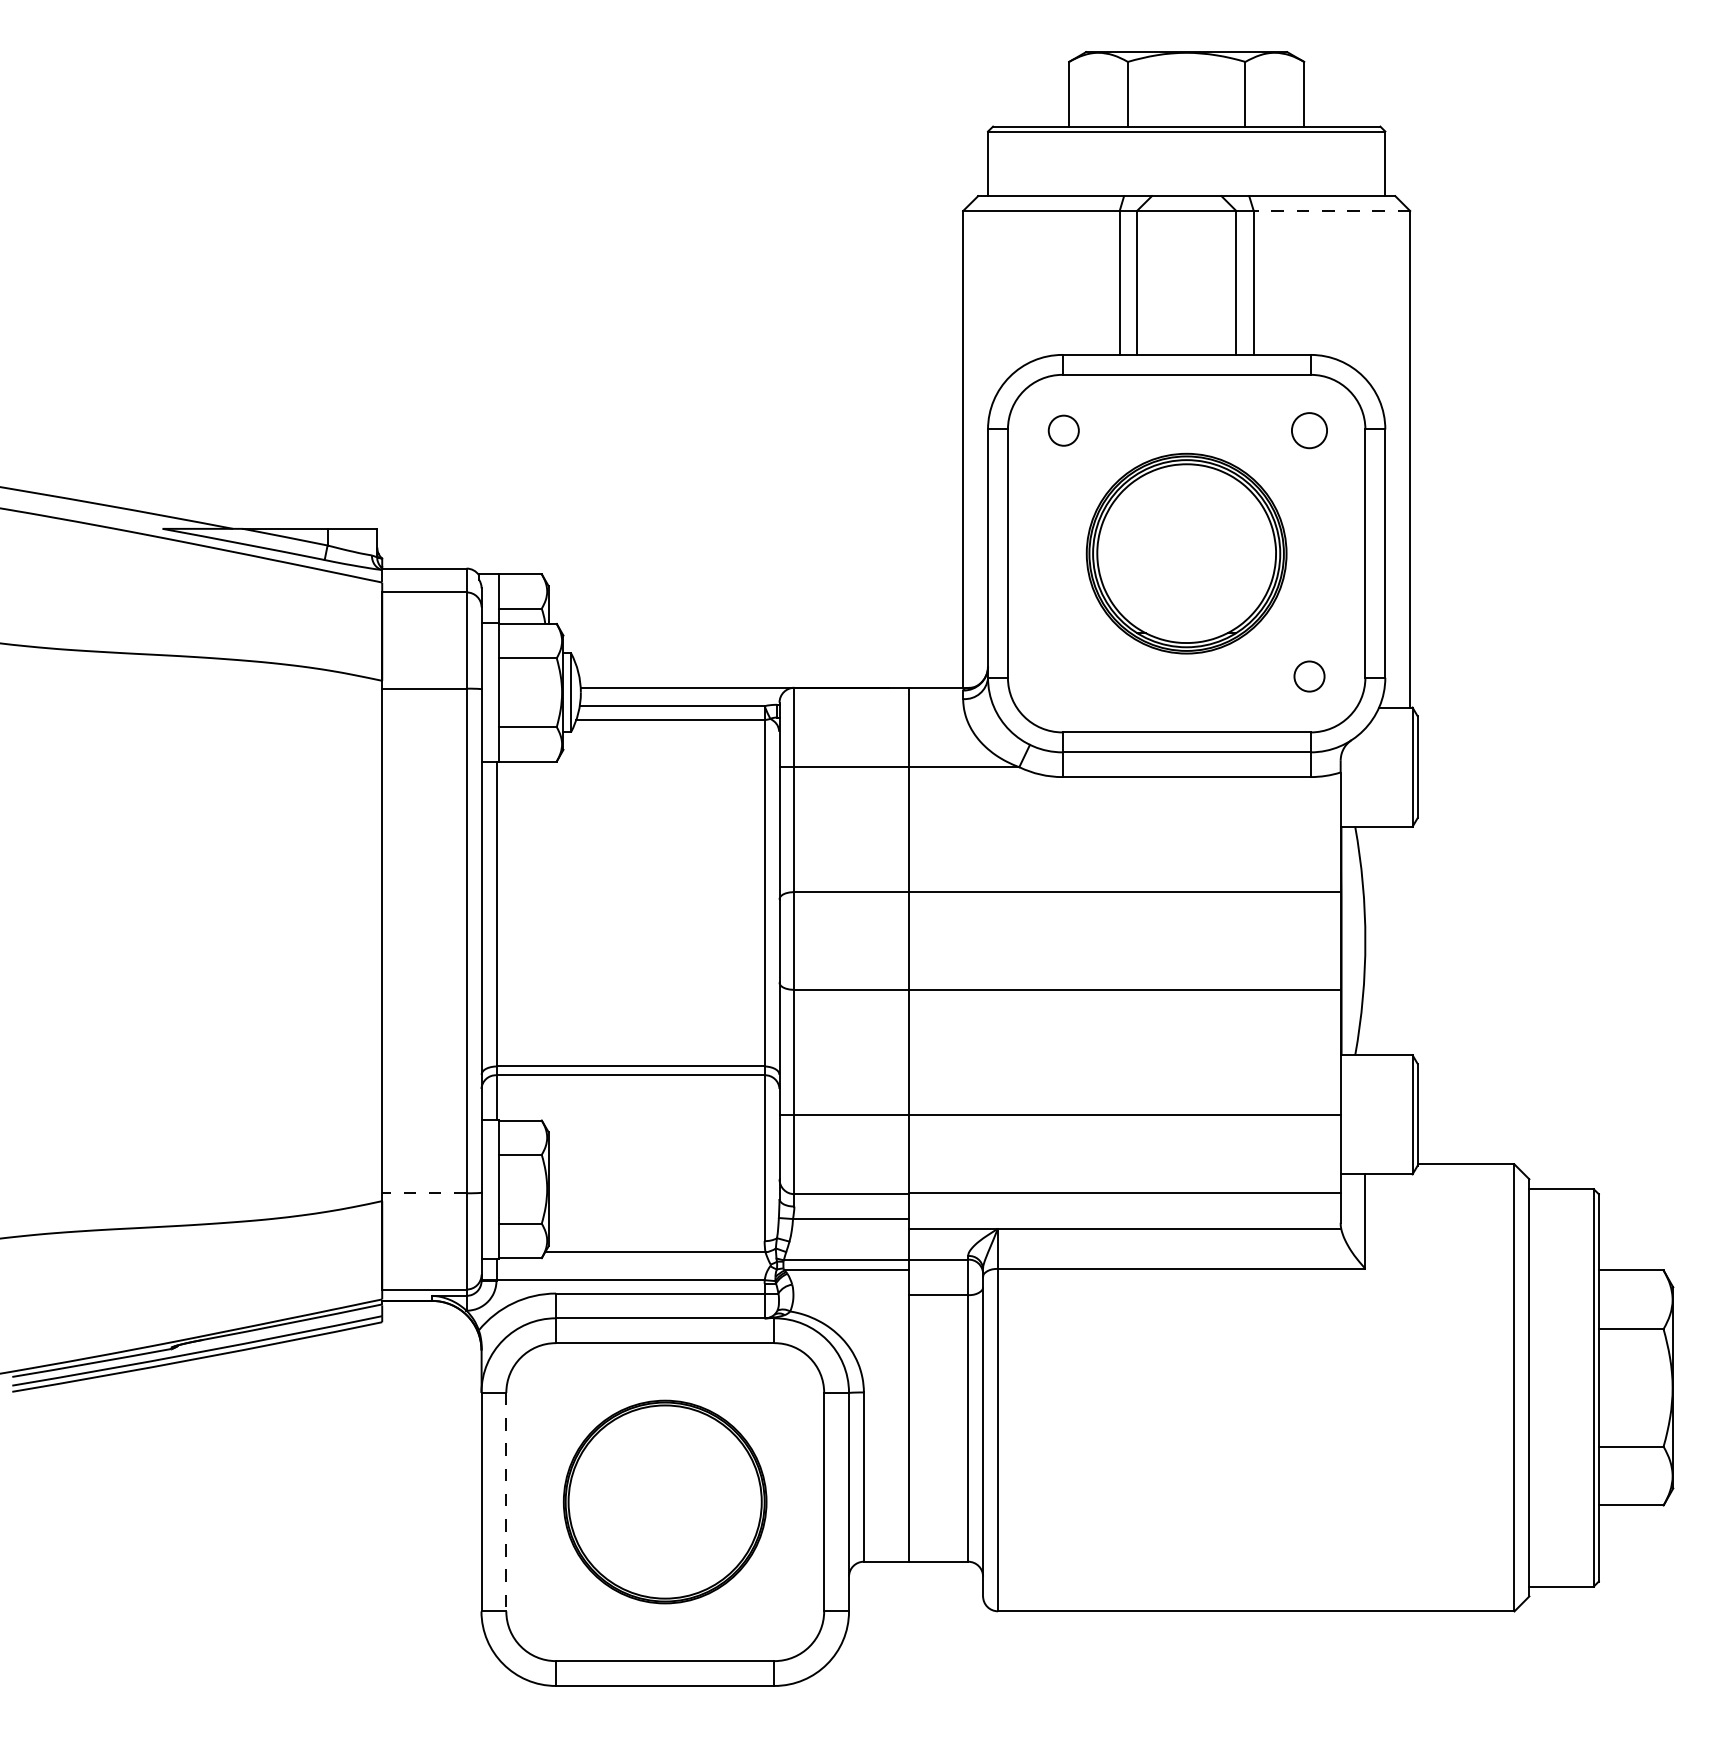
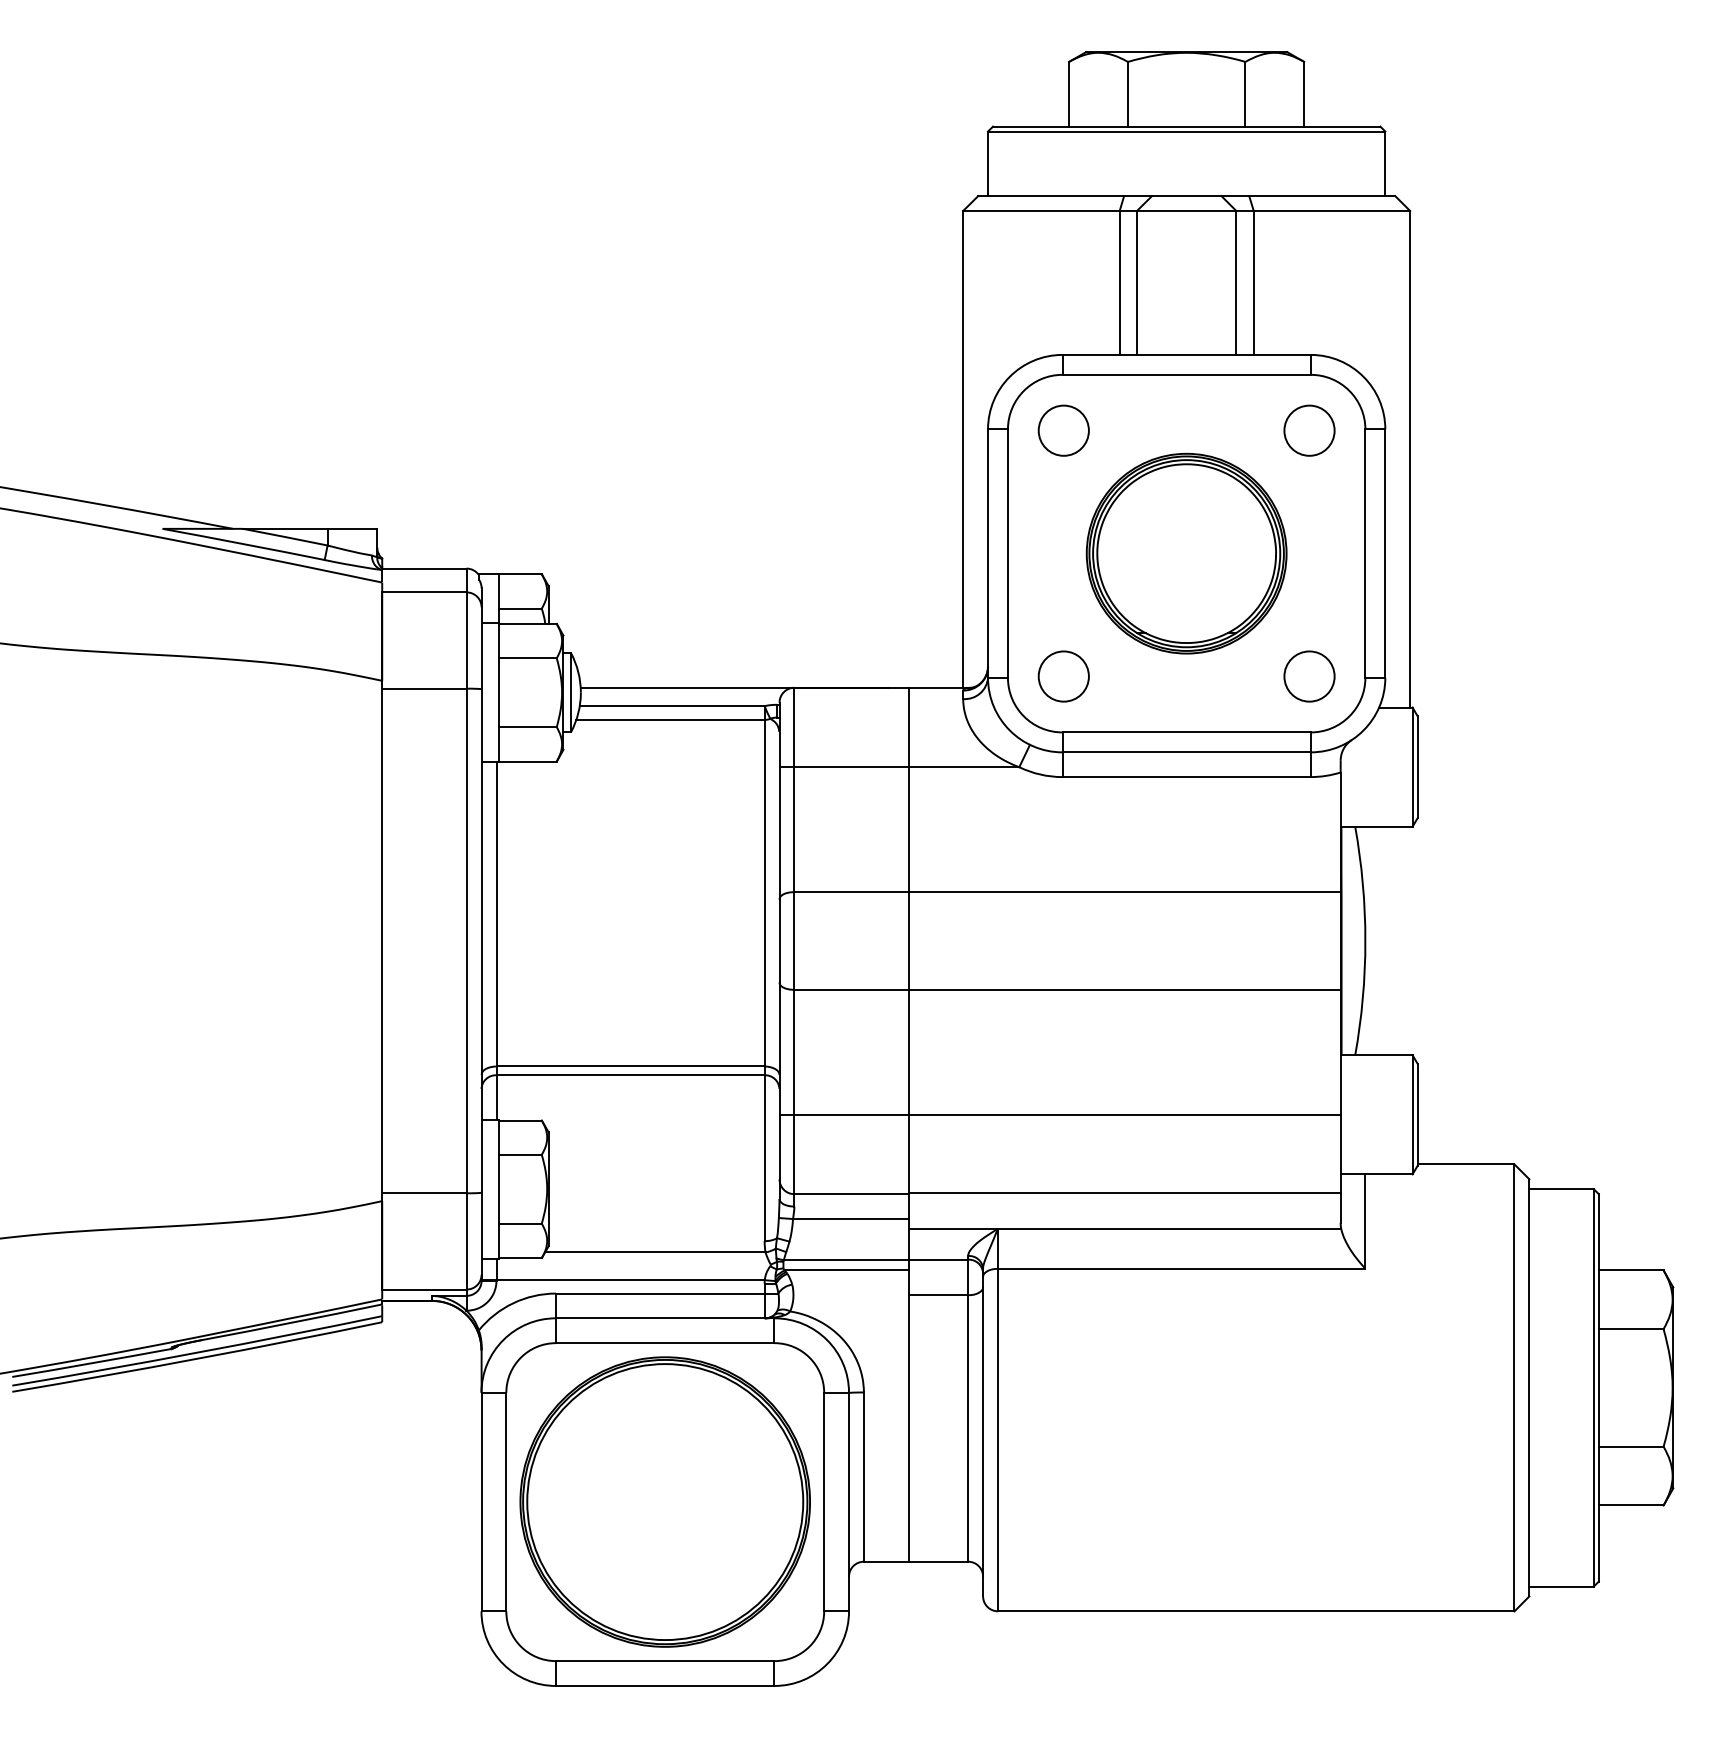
line: dashed -> solid (1331, 211)
circle diameter: 30 px -> 50 px (1063, 430)
circle size: 37x38 px -> 53x53 px (1309, 430)
circle: none -> present (1063, 676)
circle diameter: 30 px -> 50 px (1309, 676)
line: dashed -> solid (423, 1193)
part size: 206x206 px -> 292x292 px (664, 1501)
line: dashed -> solid (506, 1502)
